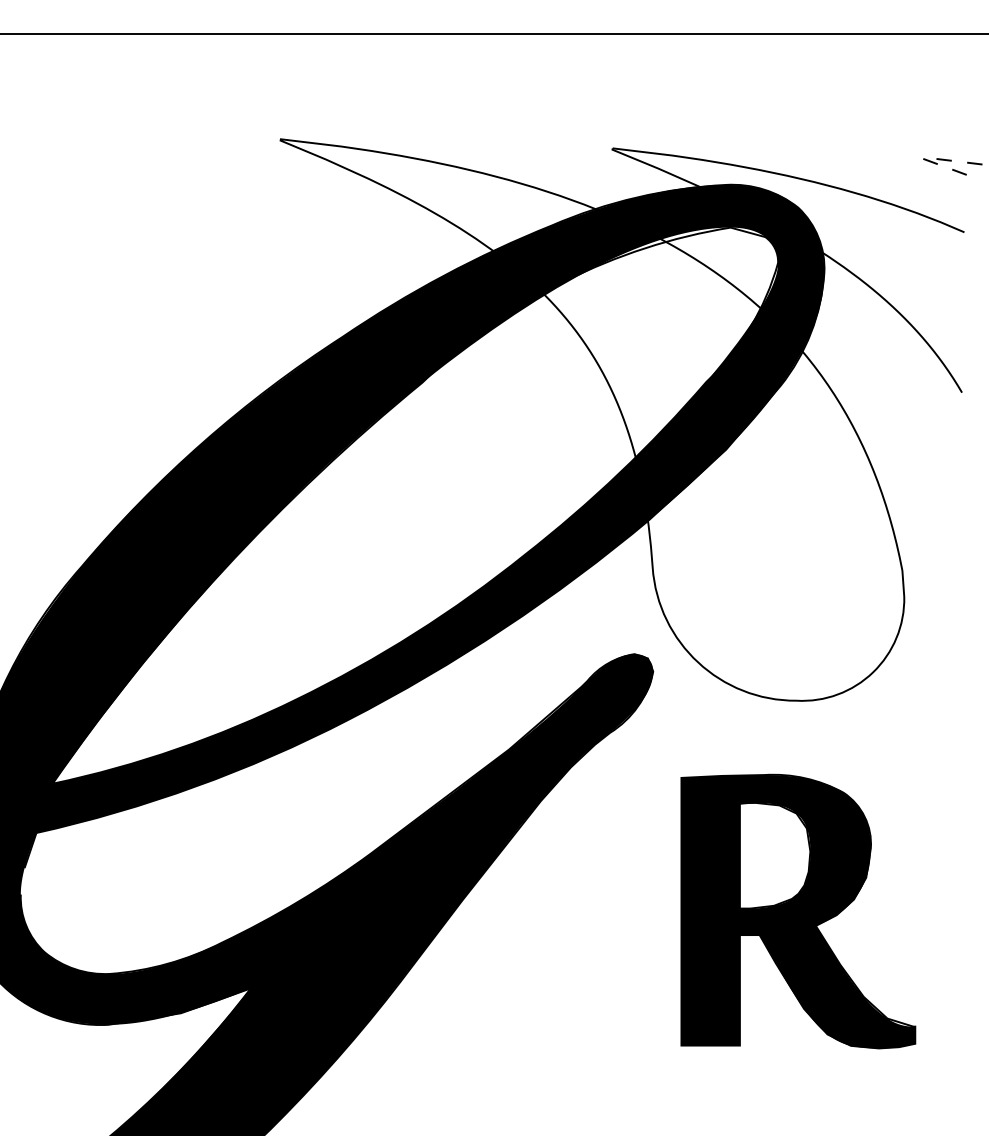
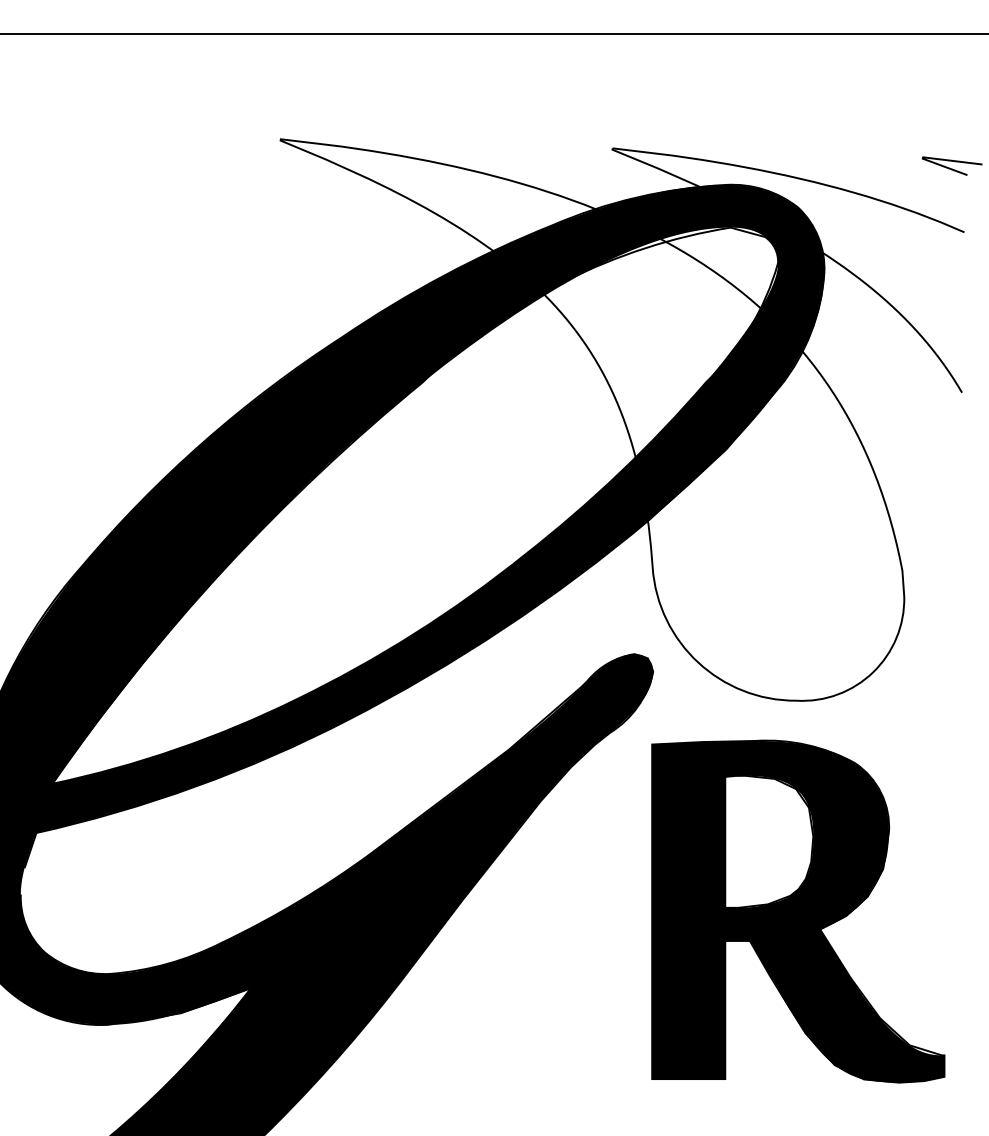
line: dashed -> solid (927, 157)
part size: 237x277 px -> 295x345 px (798, 911)
